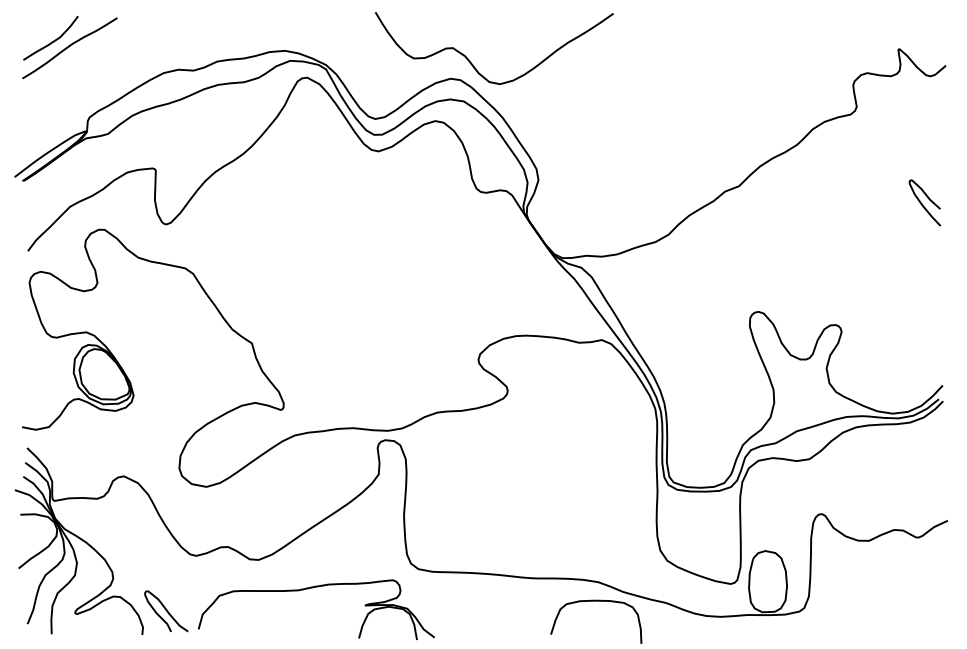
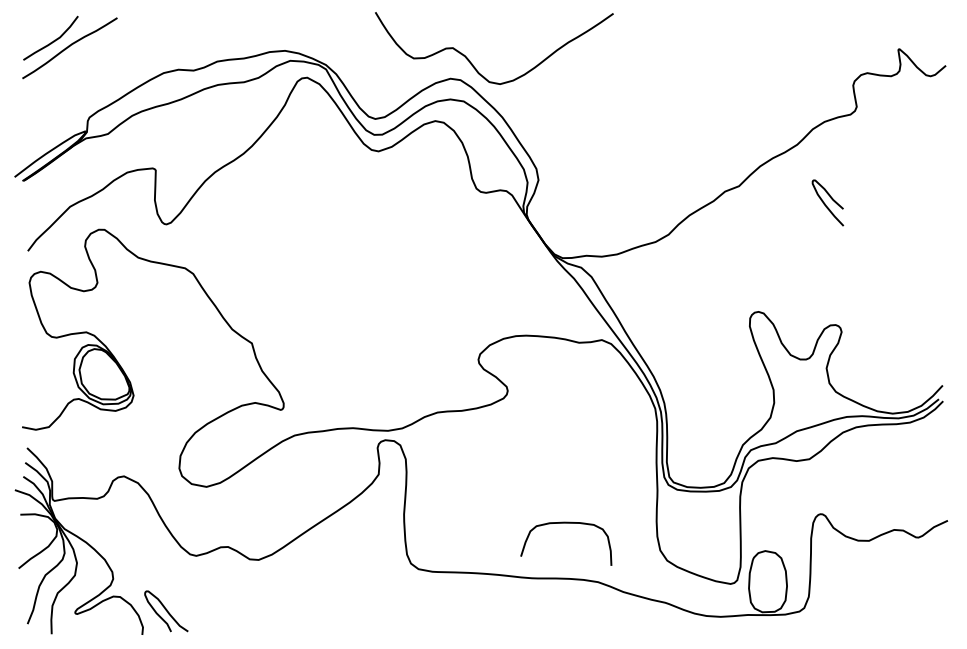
curve position: (922, 203) -> (825, 203) (825, 203)
part: present -> none (308, 589)
curve position: (596, 601) -> (566, 523) (566, 523)
